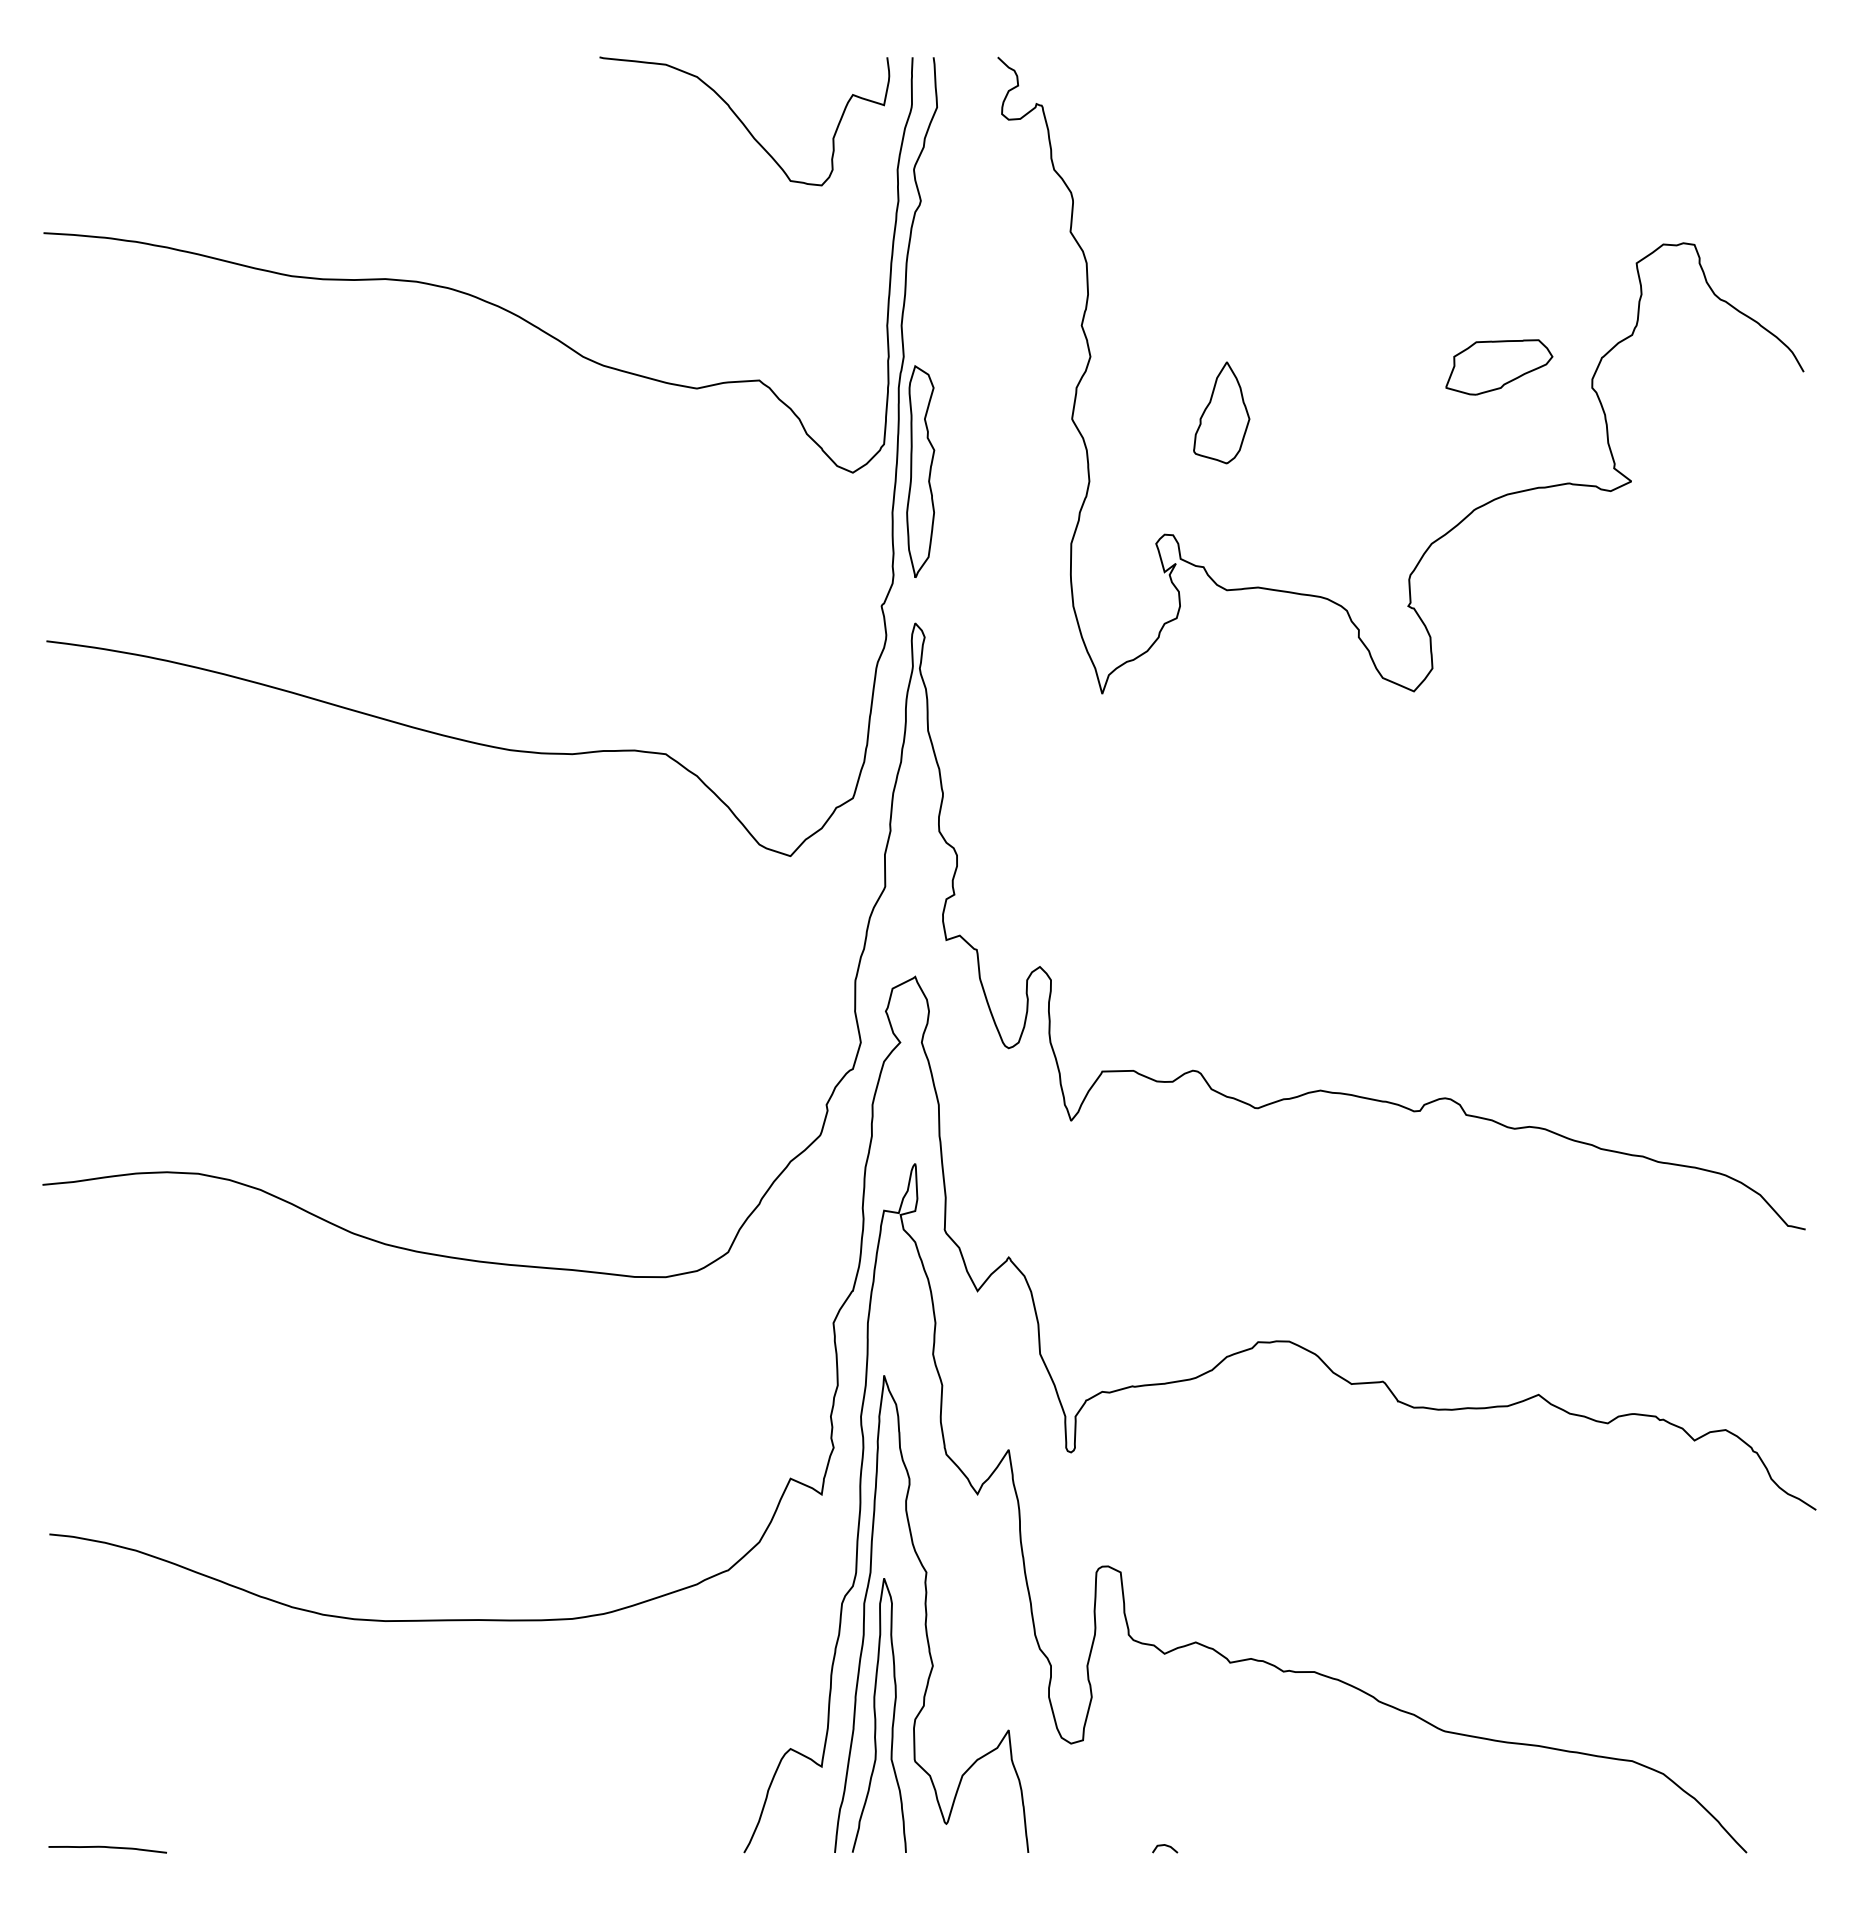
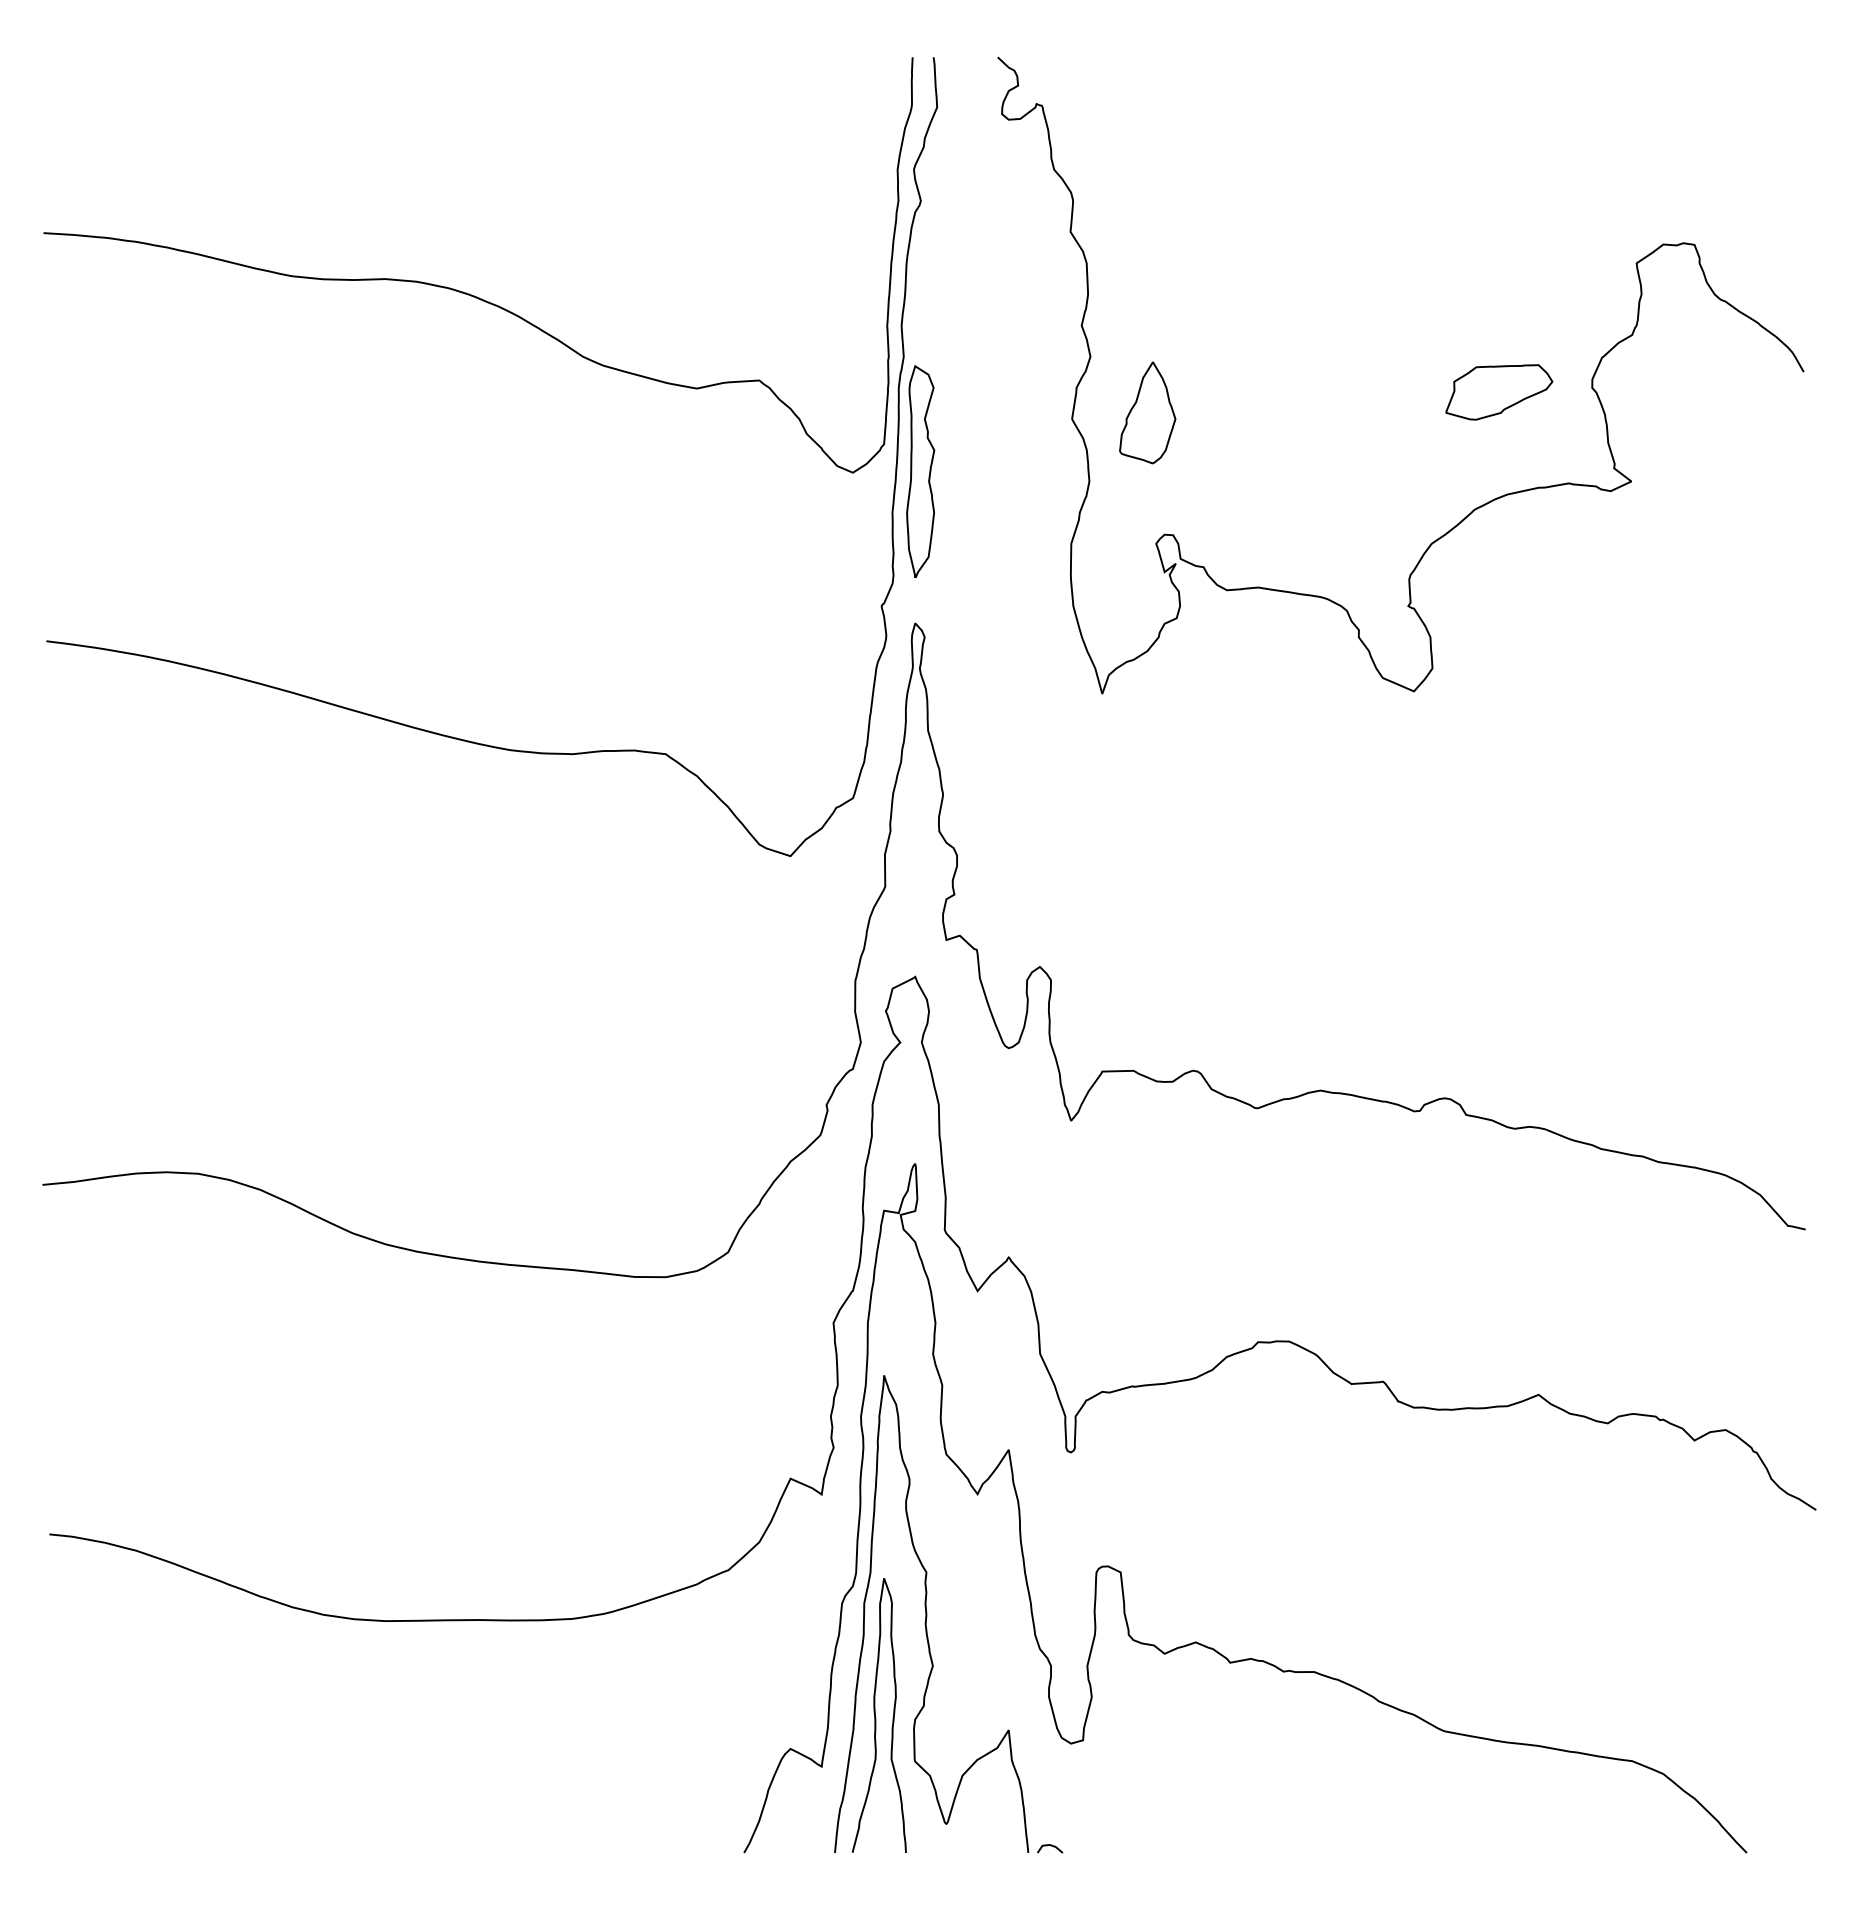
curve: present -> none (743, 122)
part position: (1499, 367) -> (1499, 392) (1499, 392)
part position: (1221, 412) -> (1147, 412) (1147, 412)
line position: (1165, 1846) -> (1050, 1846) (1050, 1846)
curve: present -> none (107, 1848)
